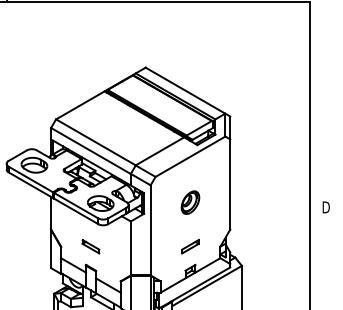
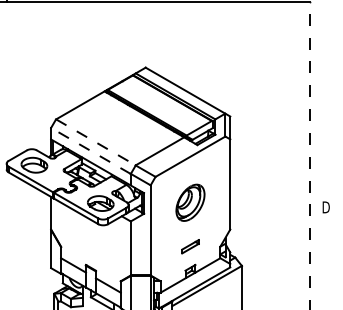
line: solid -> dashed (95, 142)
line: solid -> dashed (90, 150)
line: solid -> dashed (309, 155)
part size: 21x25 px -> 31x39 px (190, 202)
part: present -> none (90, 246)
